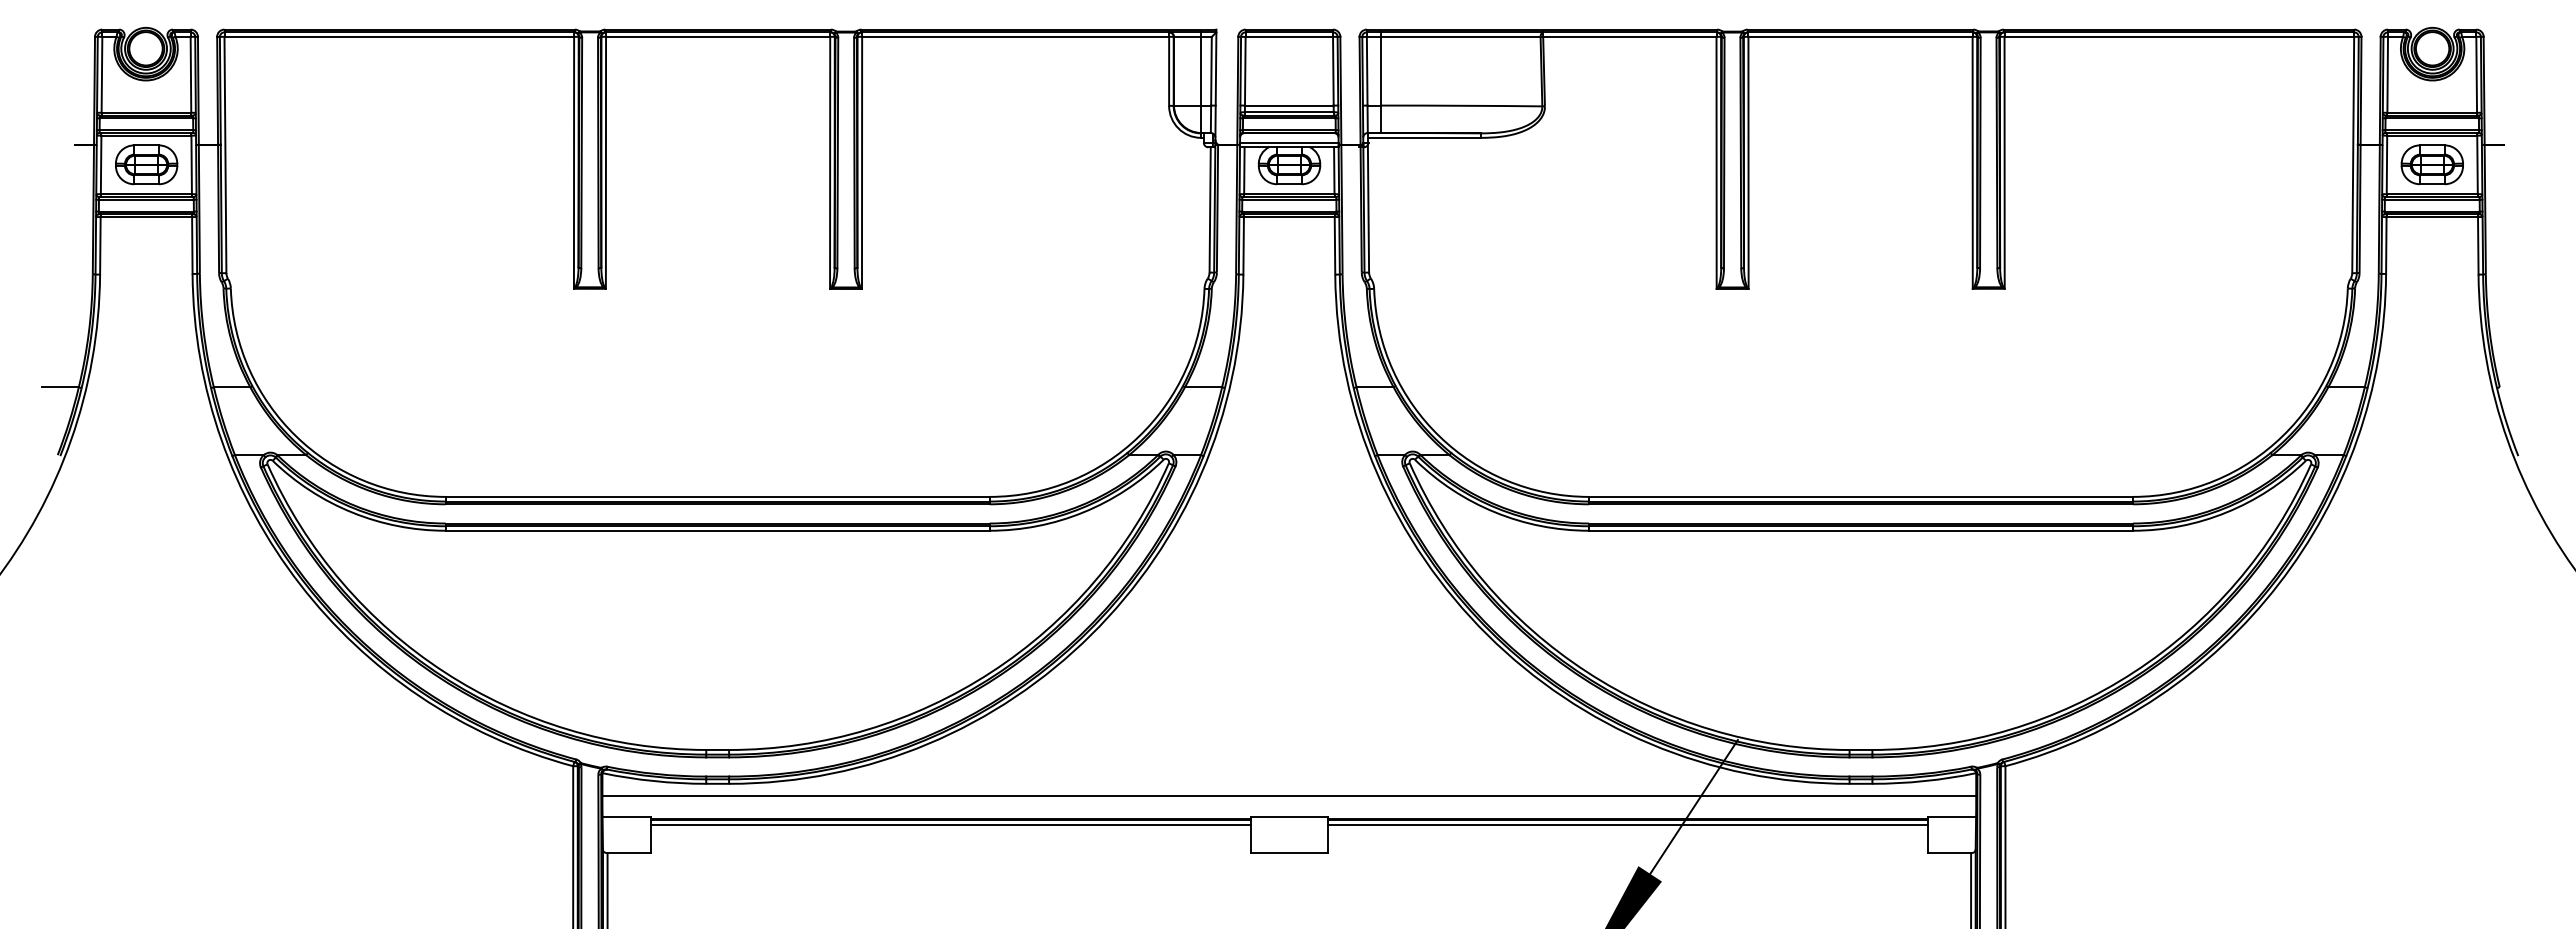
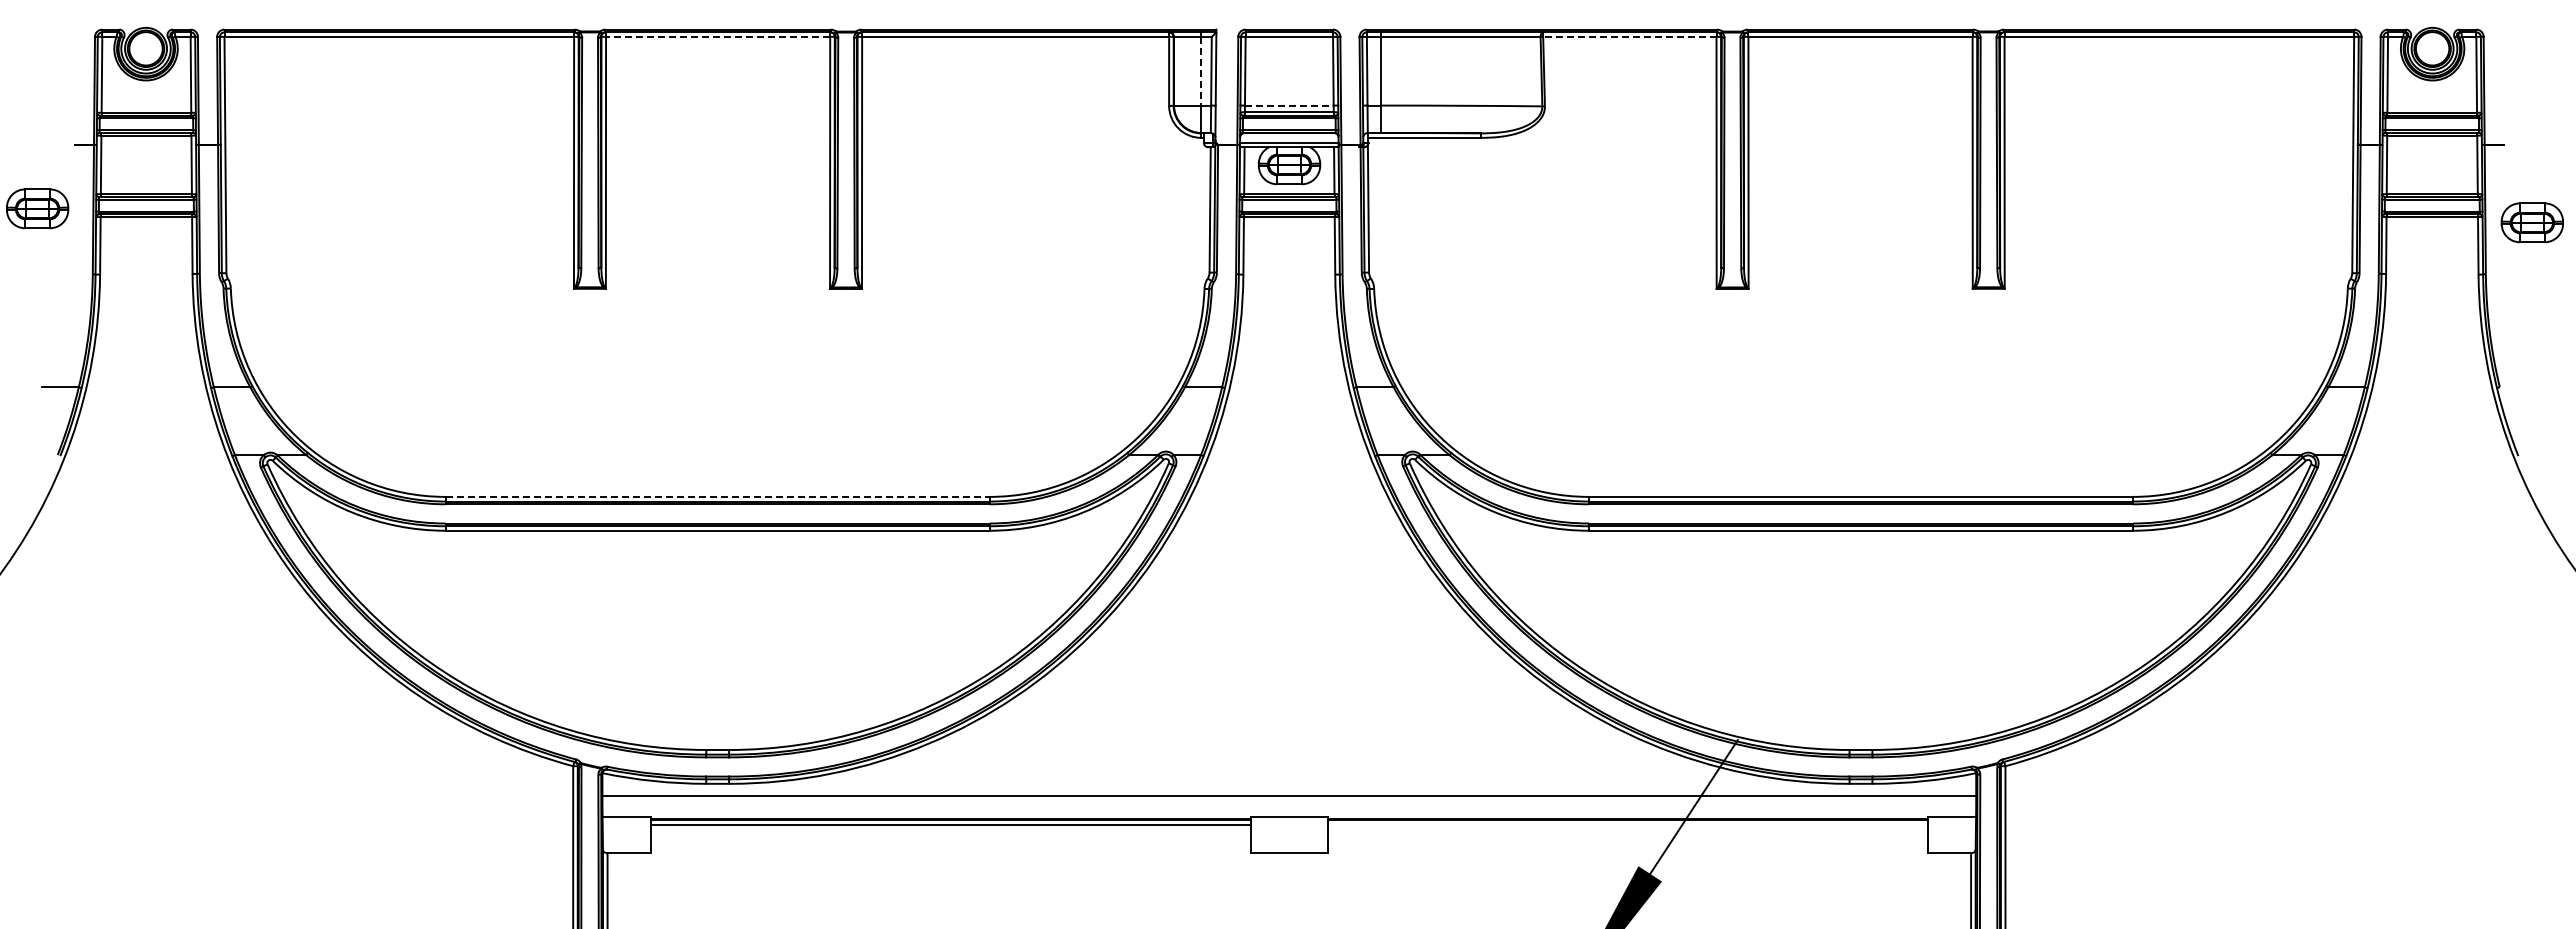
line: solid -> dashed (717, 36)
line: solid -> dashed (1629, 36)
line: solid -> dashed (1201, 71)
line: solid -> dashed (1289, 105)
part position: (146, 164) -> (37, 208) (37, 208)
part position: (2431, 164) -> (2531, 222) (2531, 222)
line: solid -> dashed (717, 496)
line: present -> none (1627, 824)
